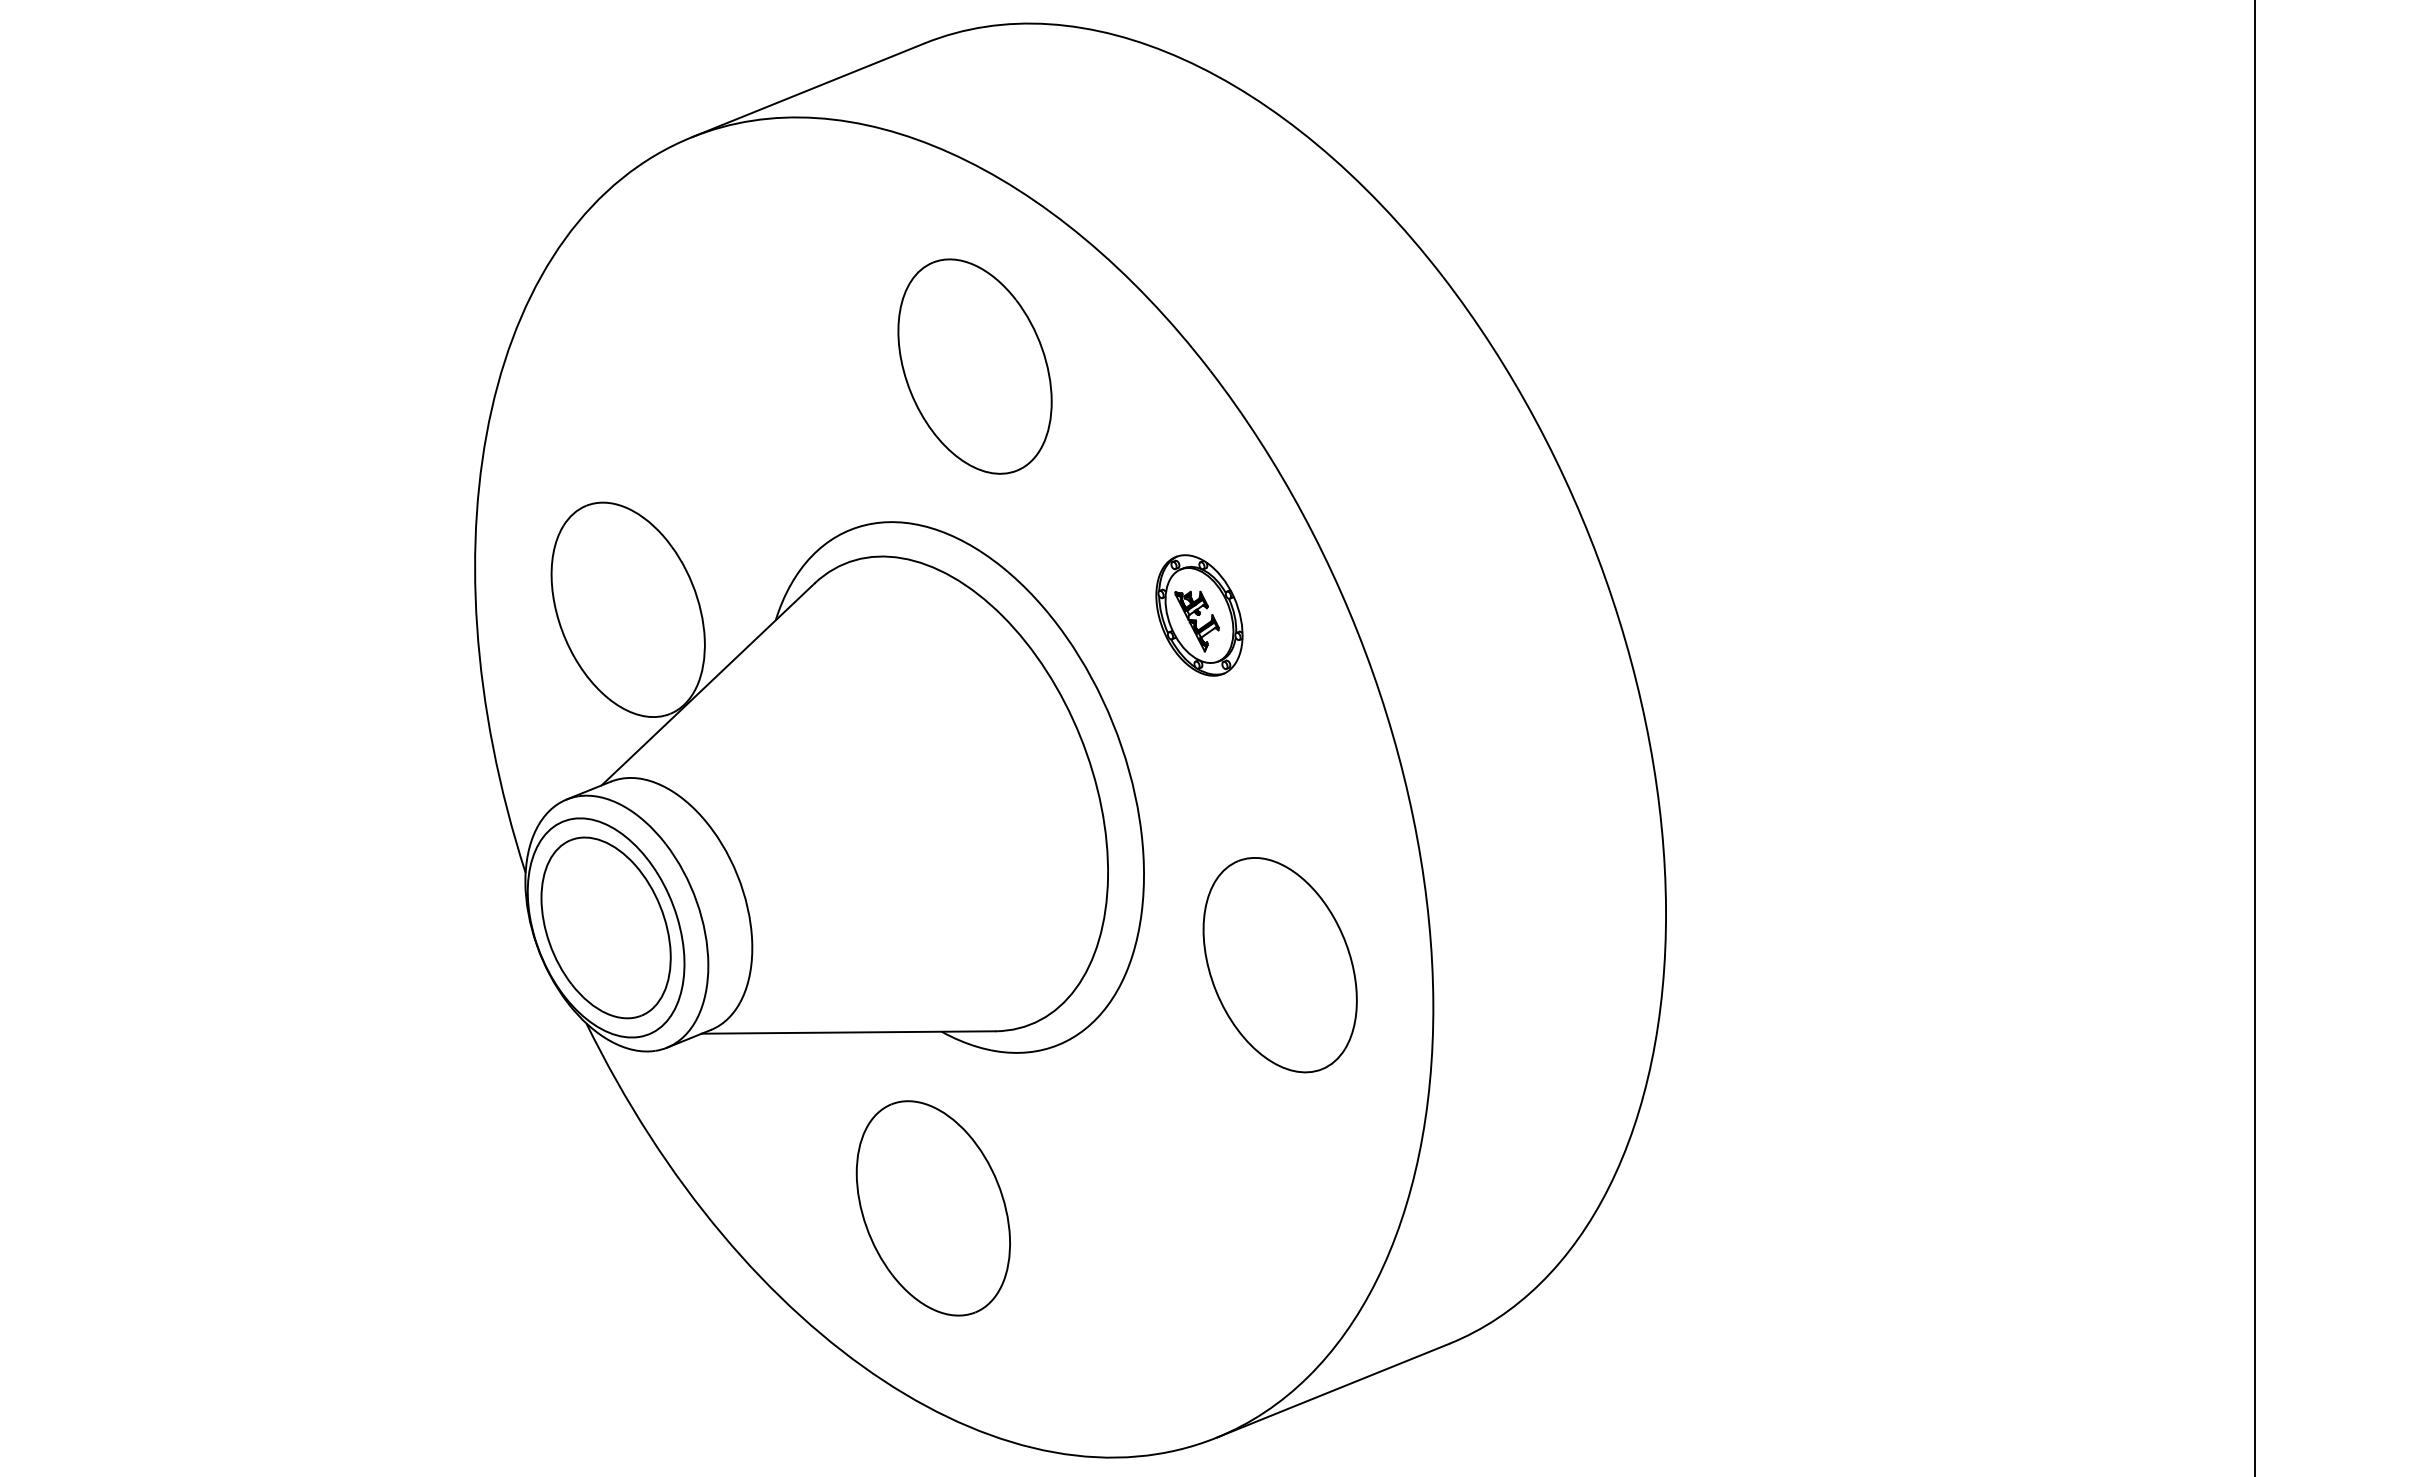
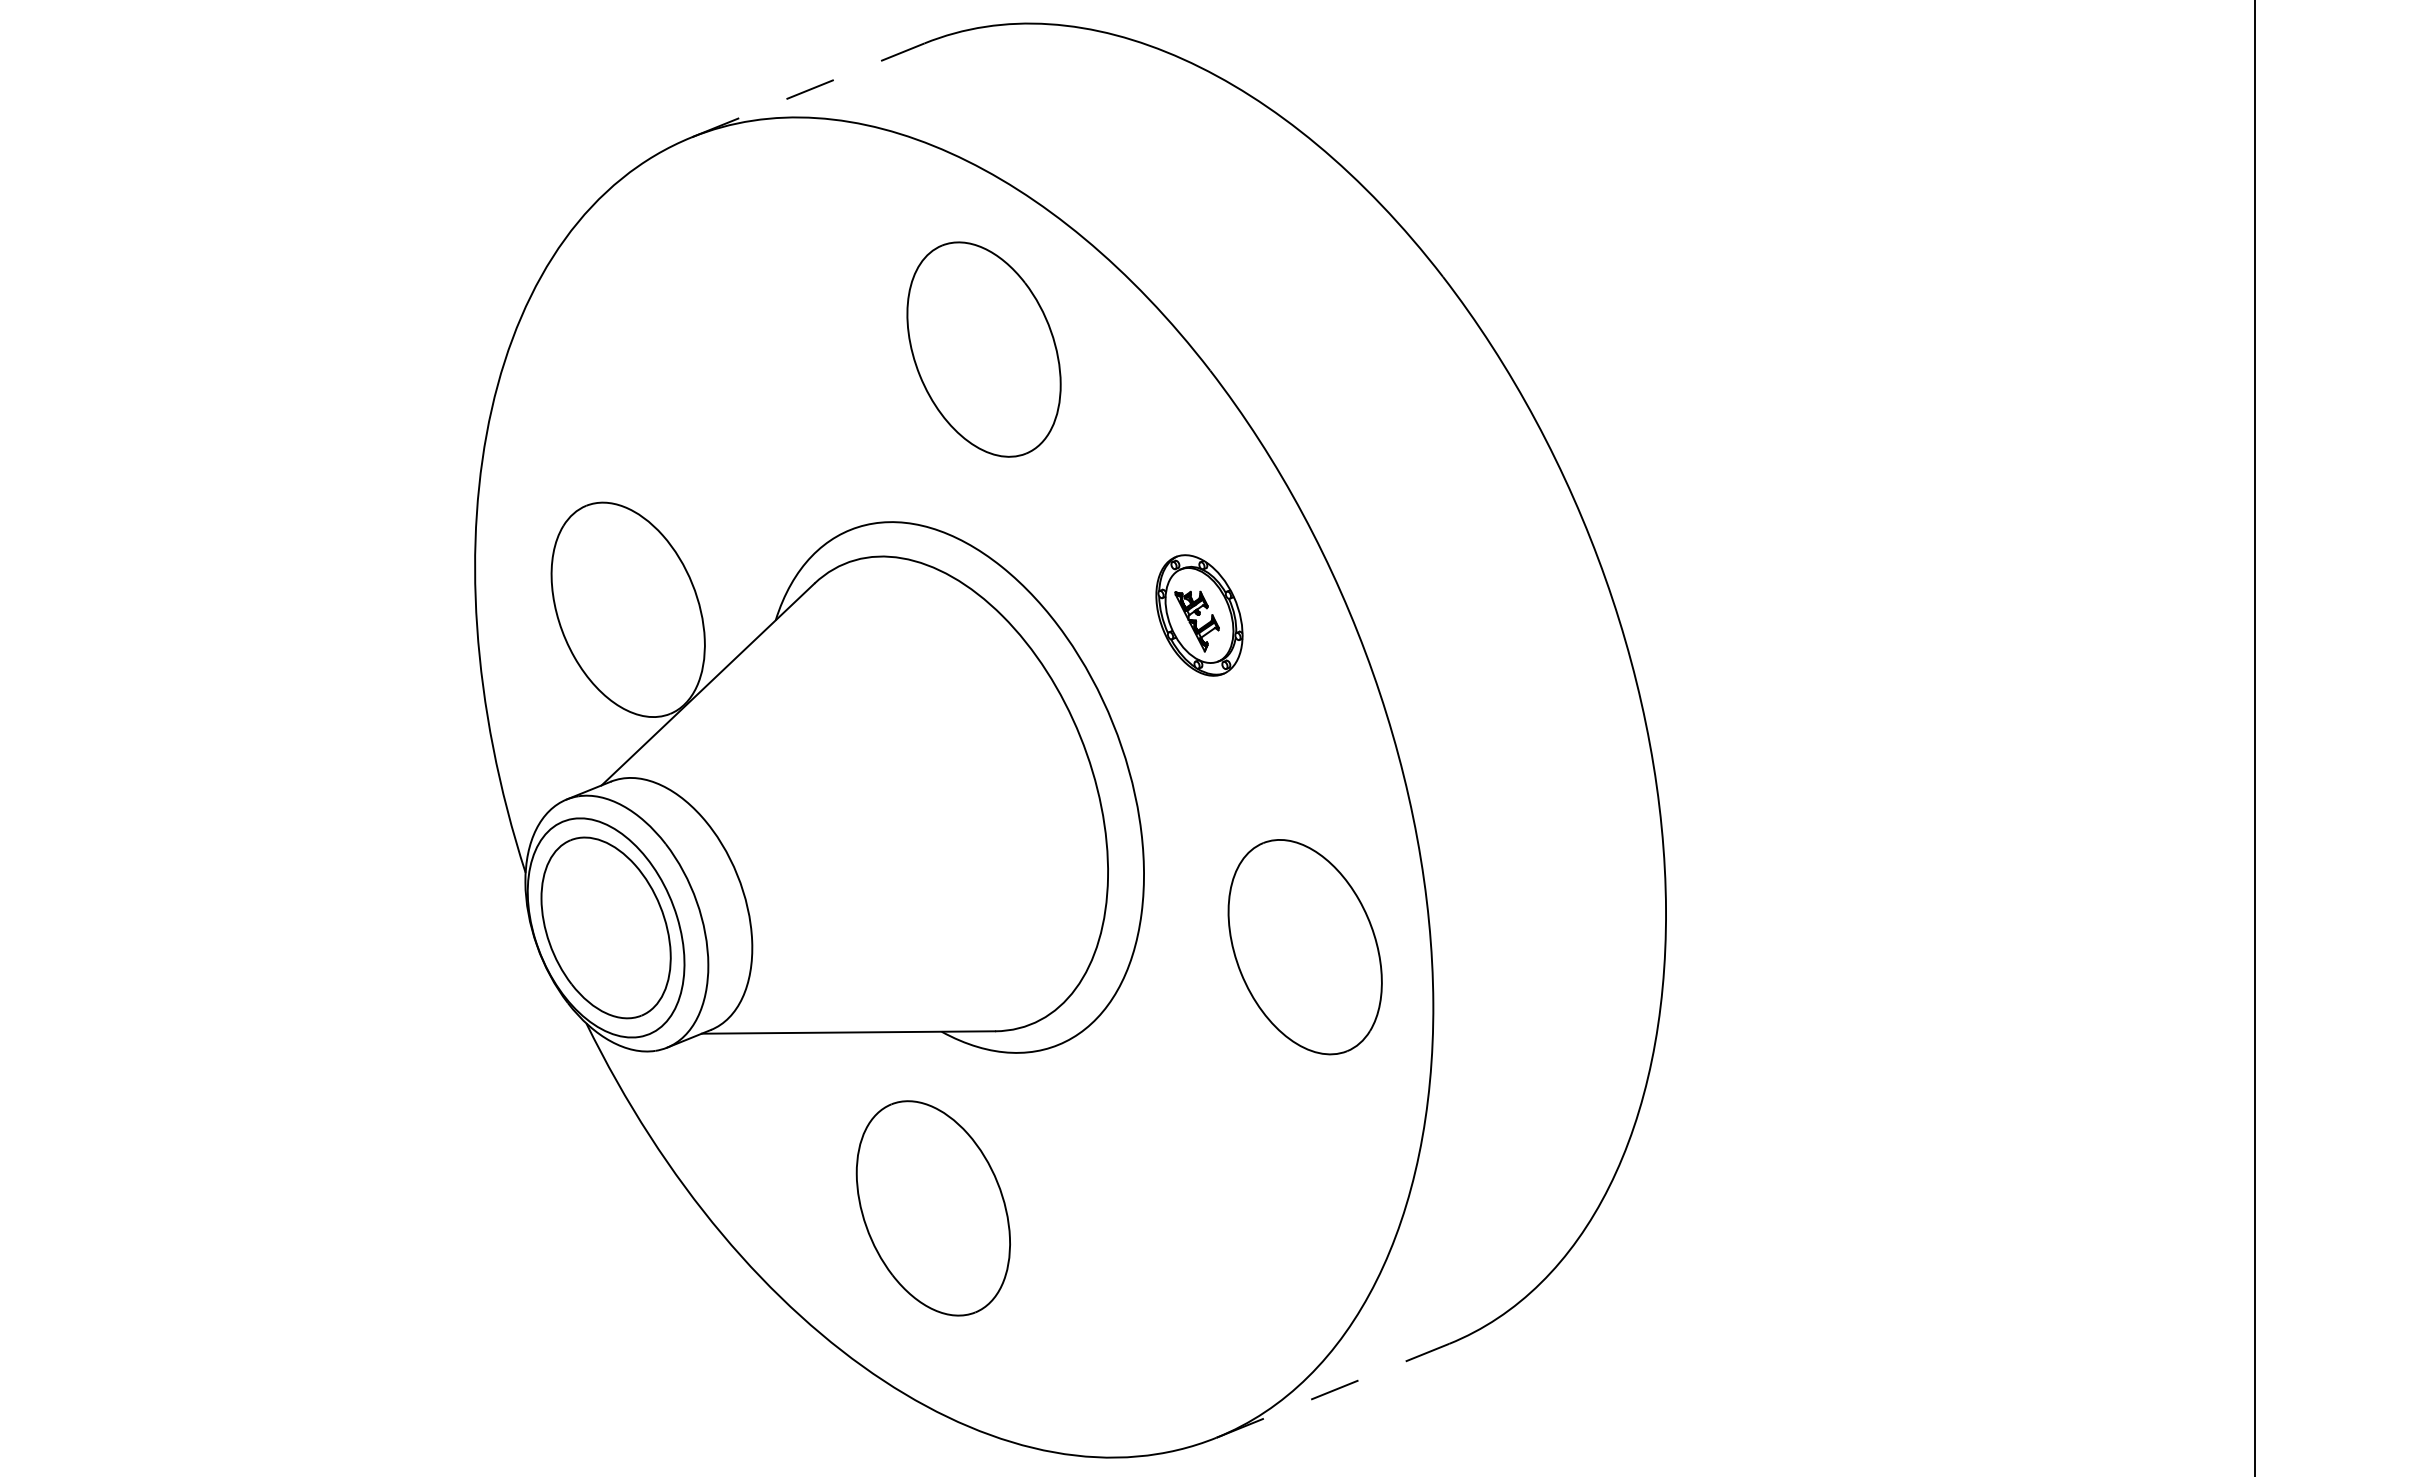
line: solid -> dashed (808, 90)
part position: (974, 366) -> (983, 349) (983, 349)
part position: (1279, 965) -> (1304, 947) (1304, 947)
line: solid -> dashed (1333, 1390)
